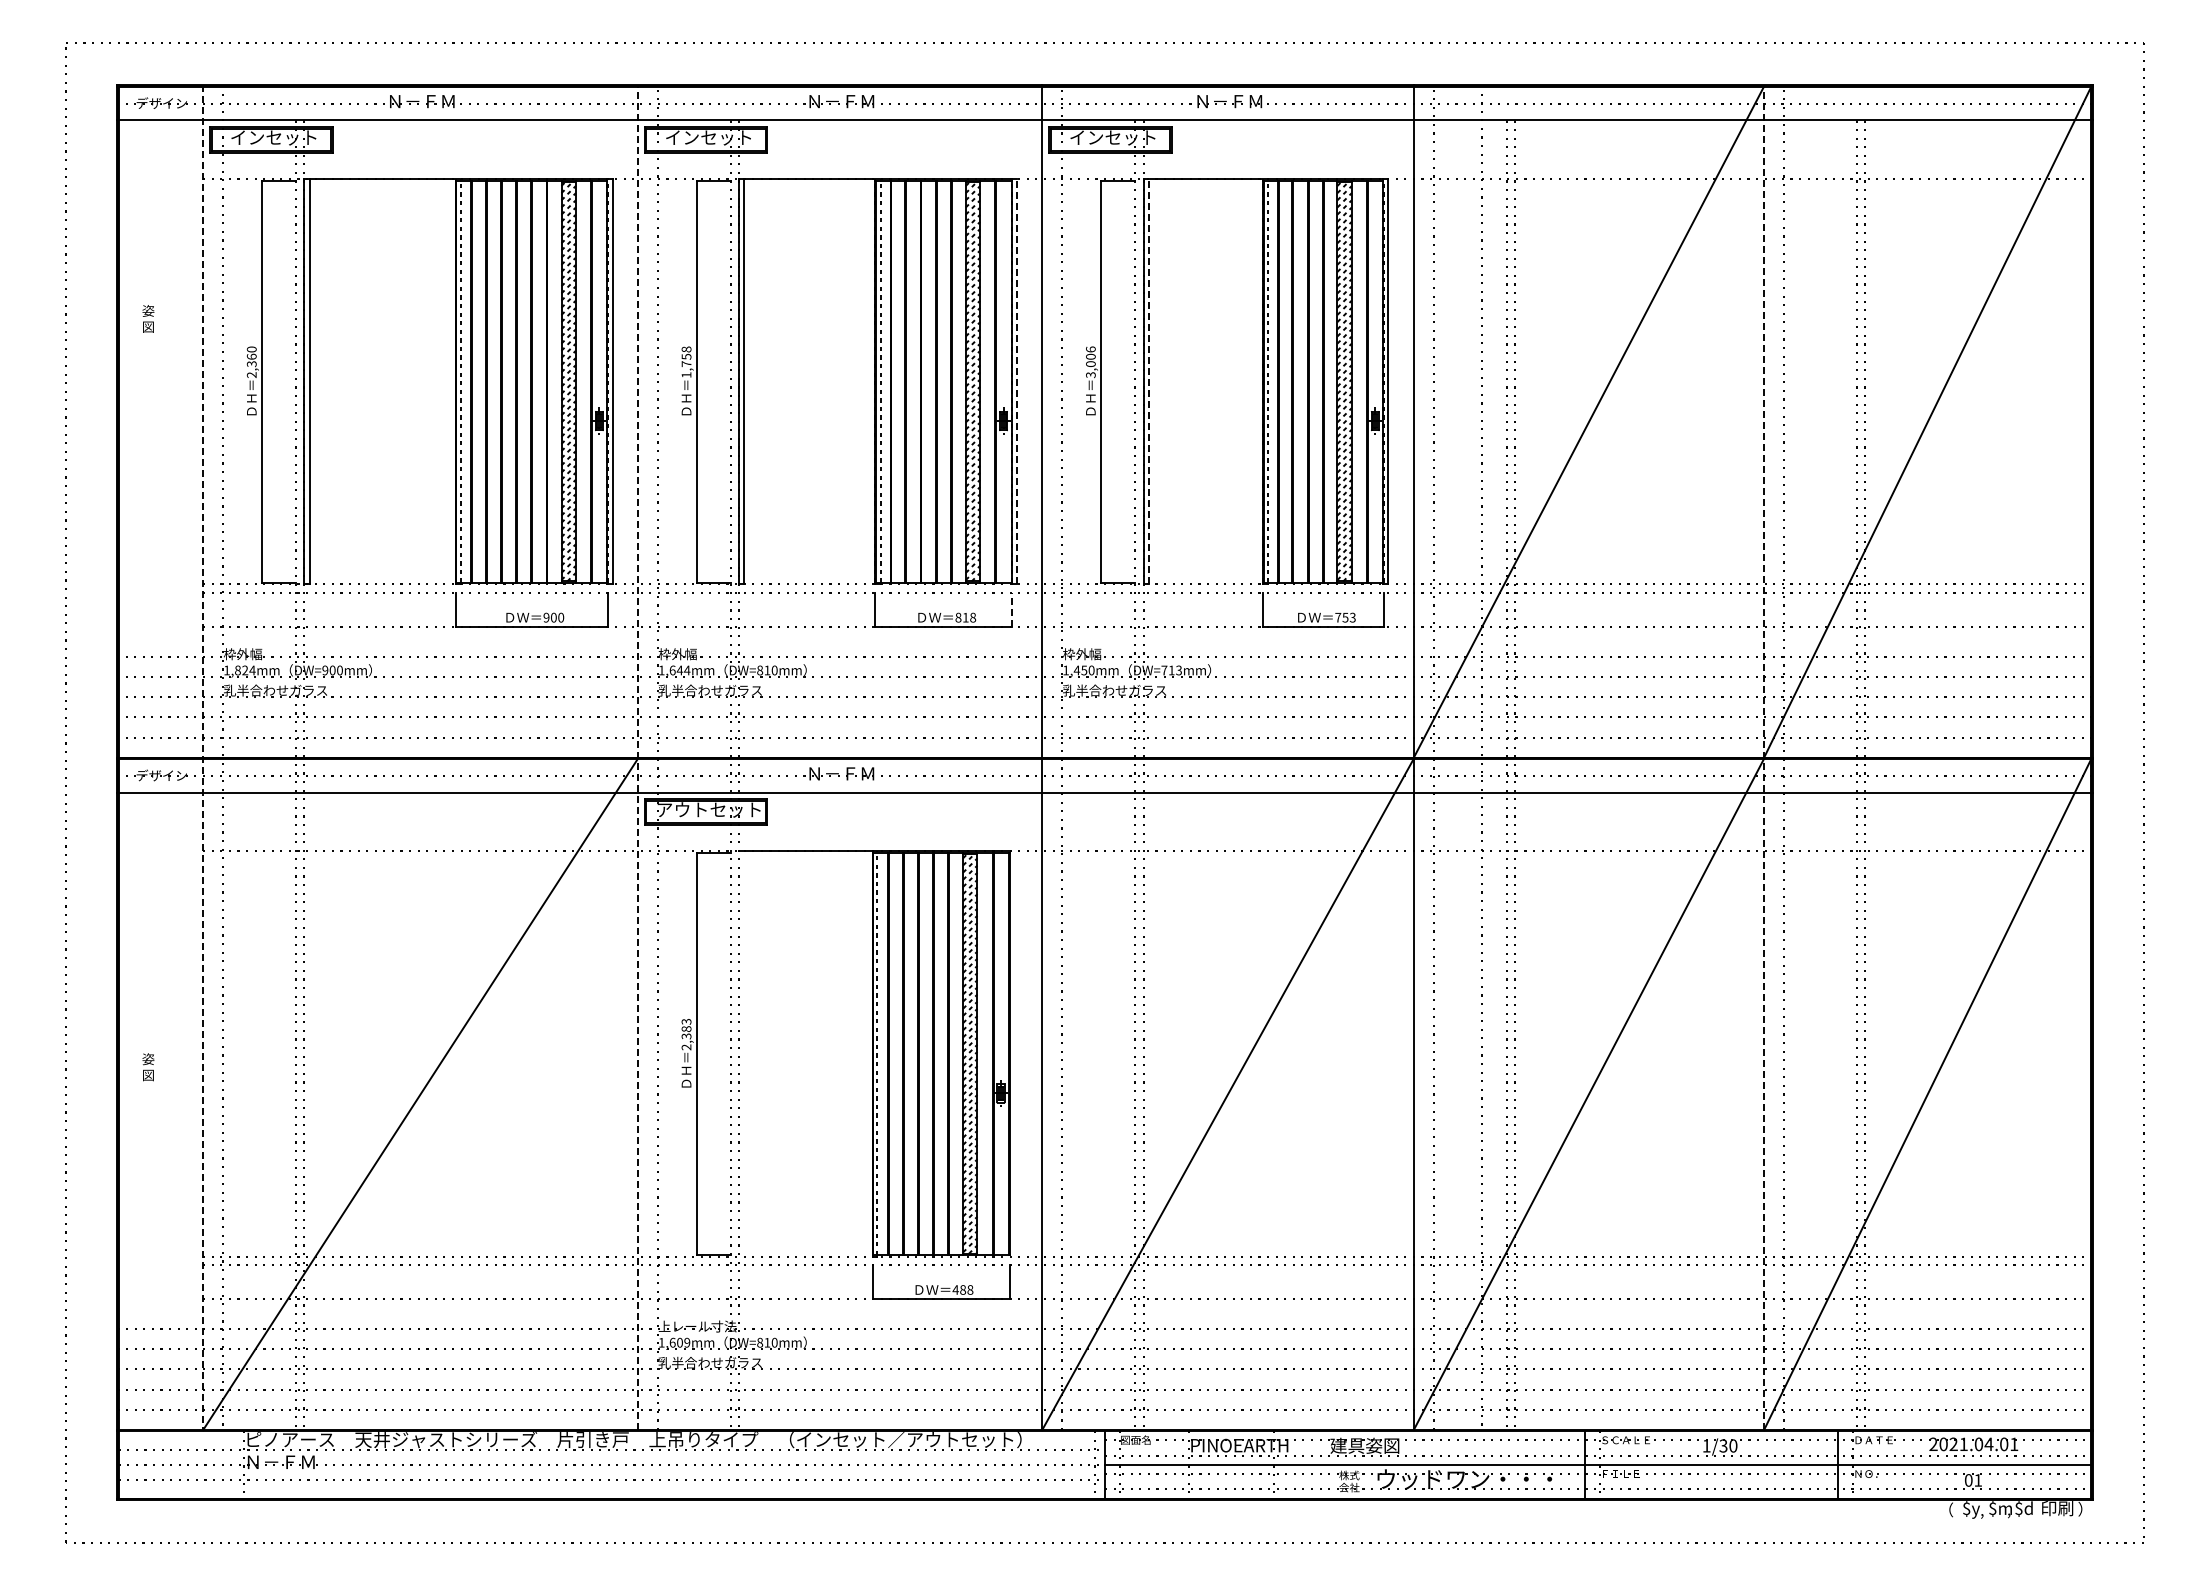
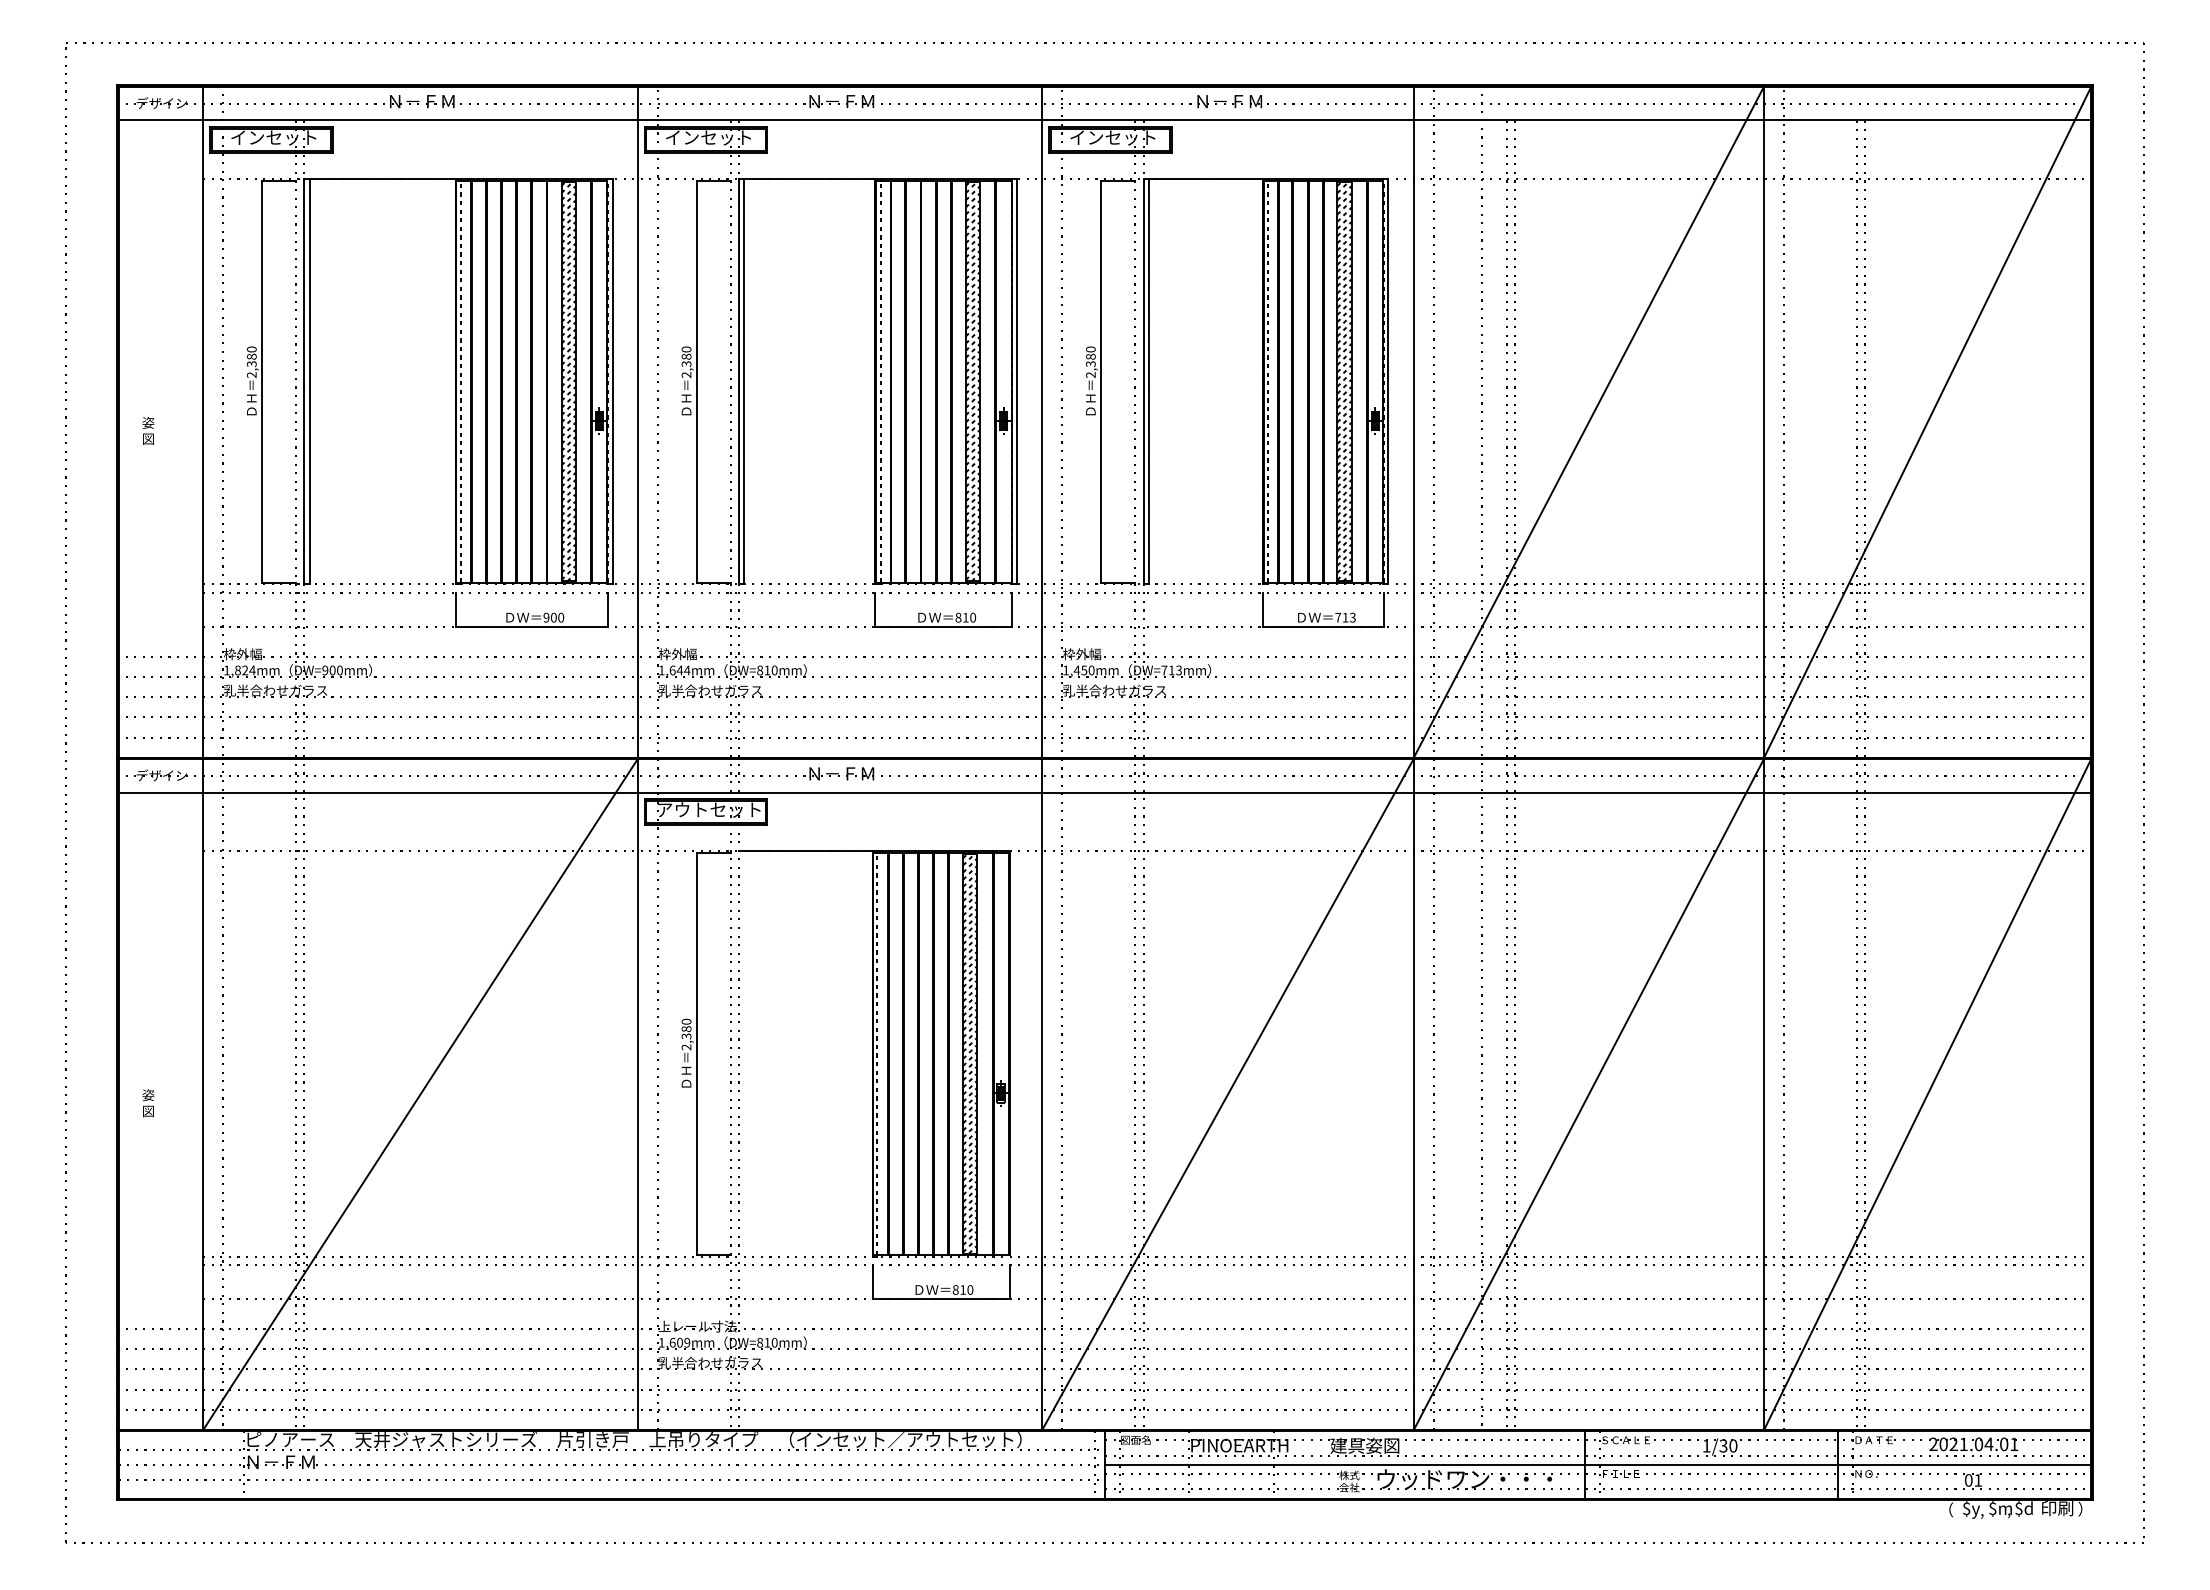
text position: (148, 318) -> (148, 430) (148, 430)
text: 2,360 -> 2,380 (251, 356)
text: 1,758 -> 2,380 (686, 361)
text: 3,006 -> 2,380 (1090, 362)
line: dashed -> solid (1016, 381)
line: dashed -> solid (1148, 381)
line: dashed -> solid (1012, 609)
text: 818 -> 810 (973, 617)
text: 753 -> 713 (1345, 617)
line: dashed -> solid (203, 757)
line: dashed -> solid (637, 757)
line: dashed -> solid (1764, 757)
text: 2,383 -> 2,380 (686, 1021)
text position: (148, 1067) -> (148, 1103) (148, 1103)
text: 488 -> 810 (962, 1289)
